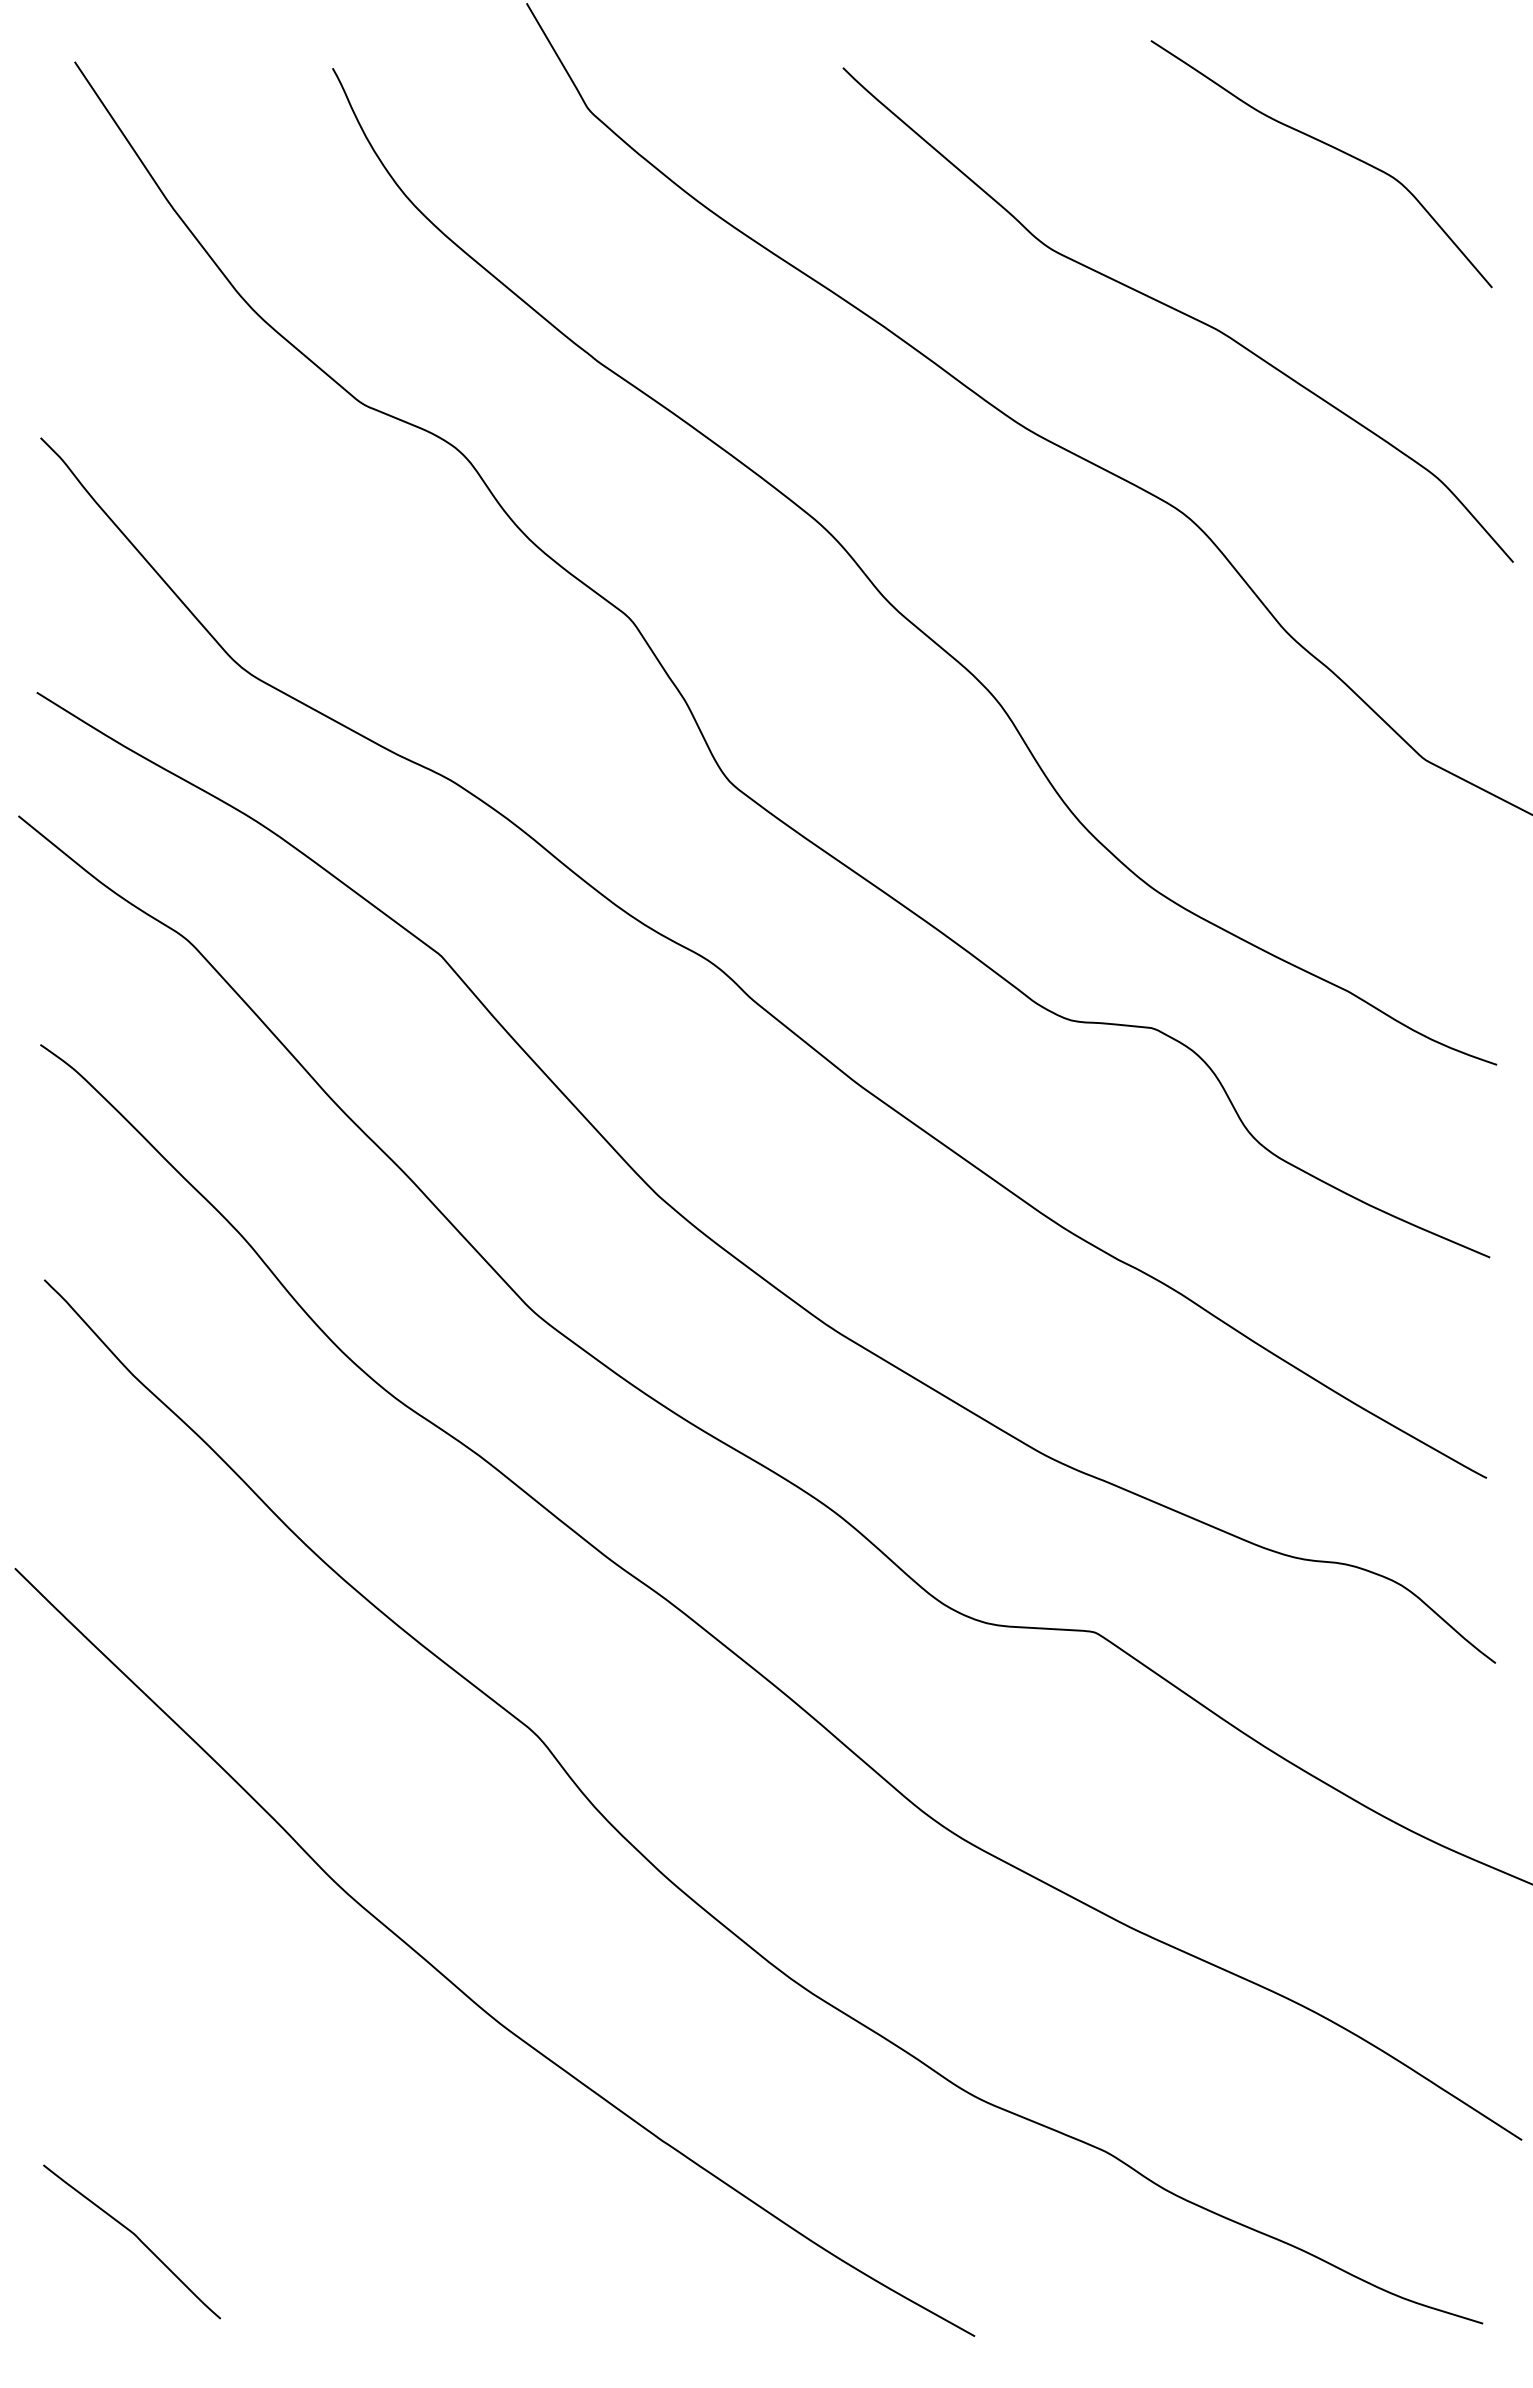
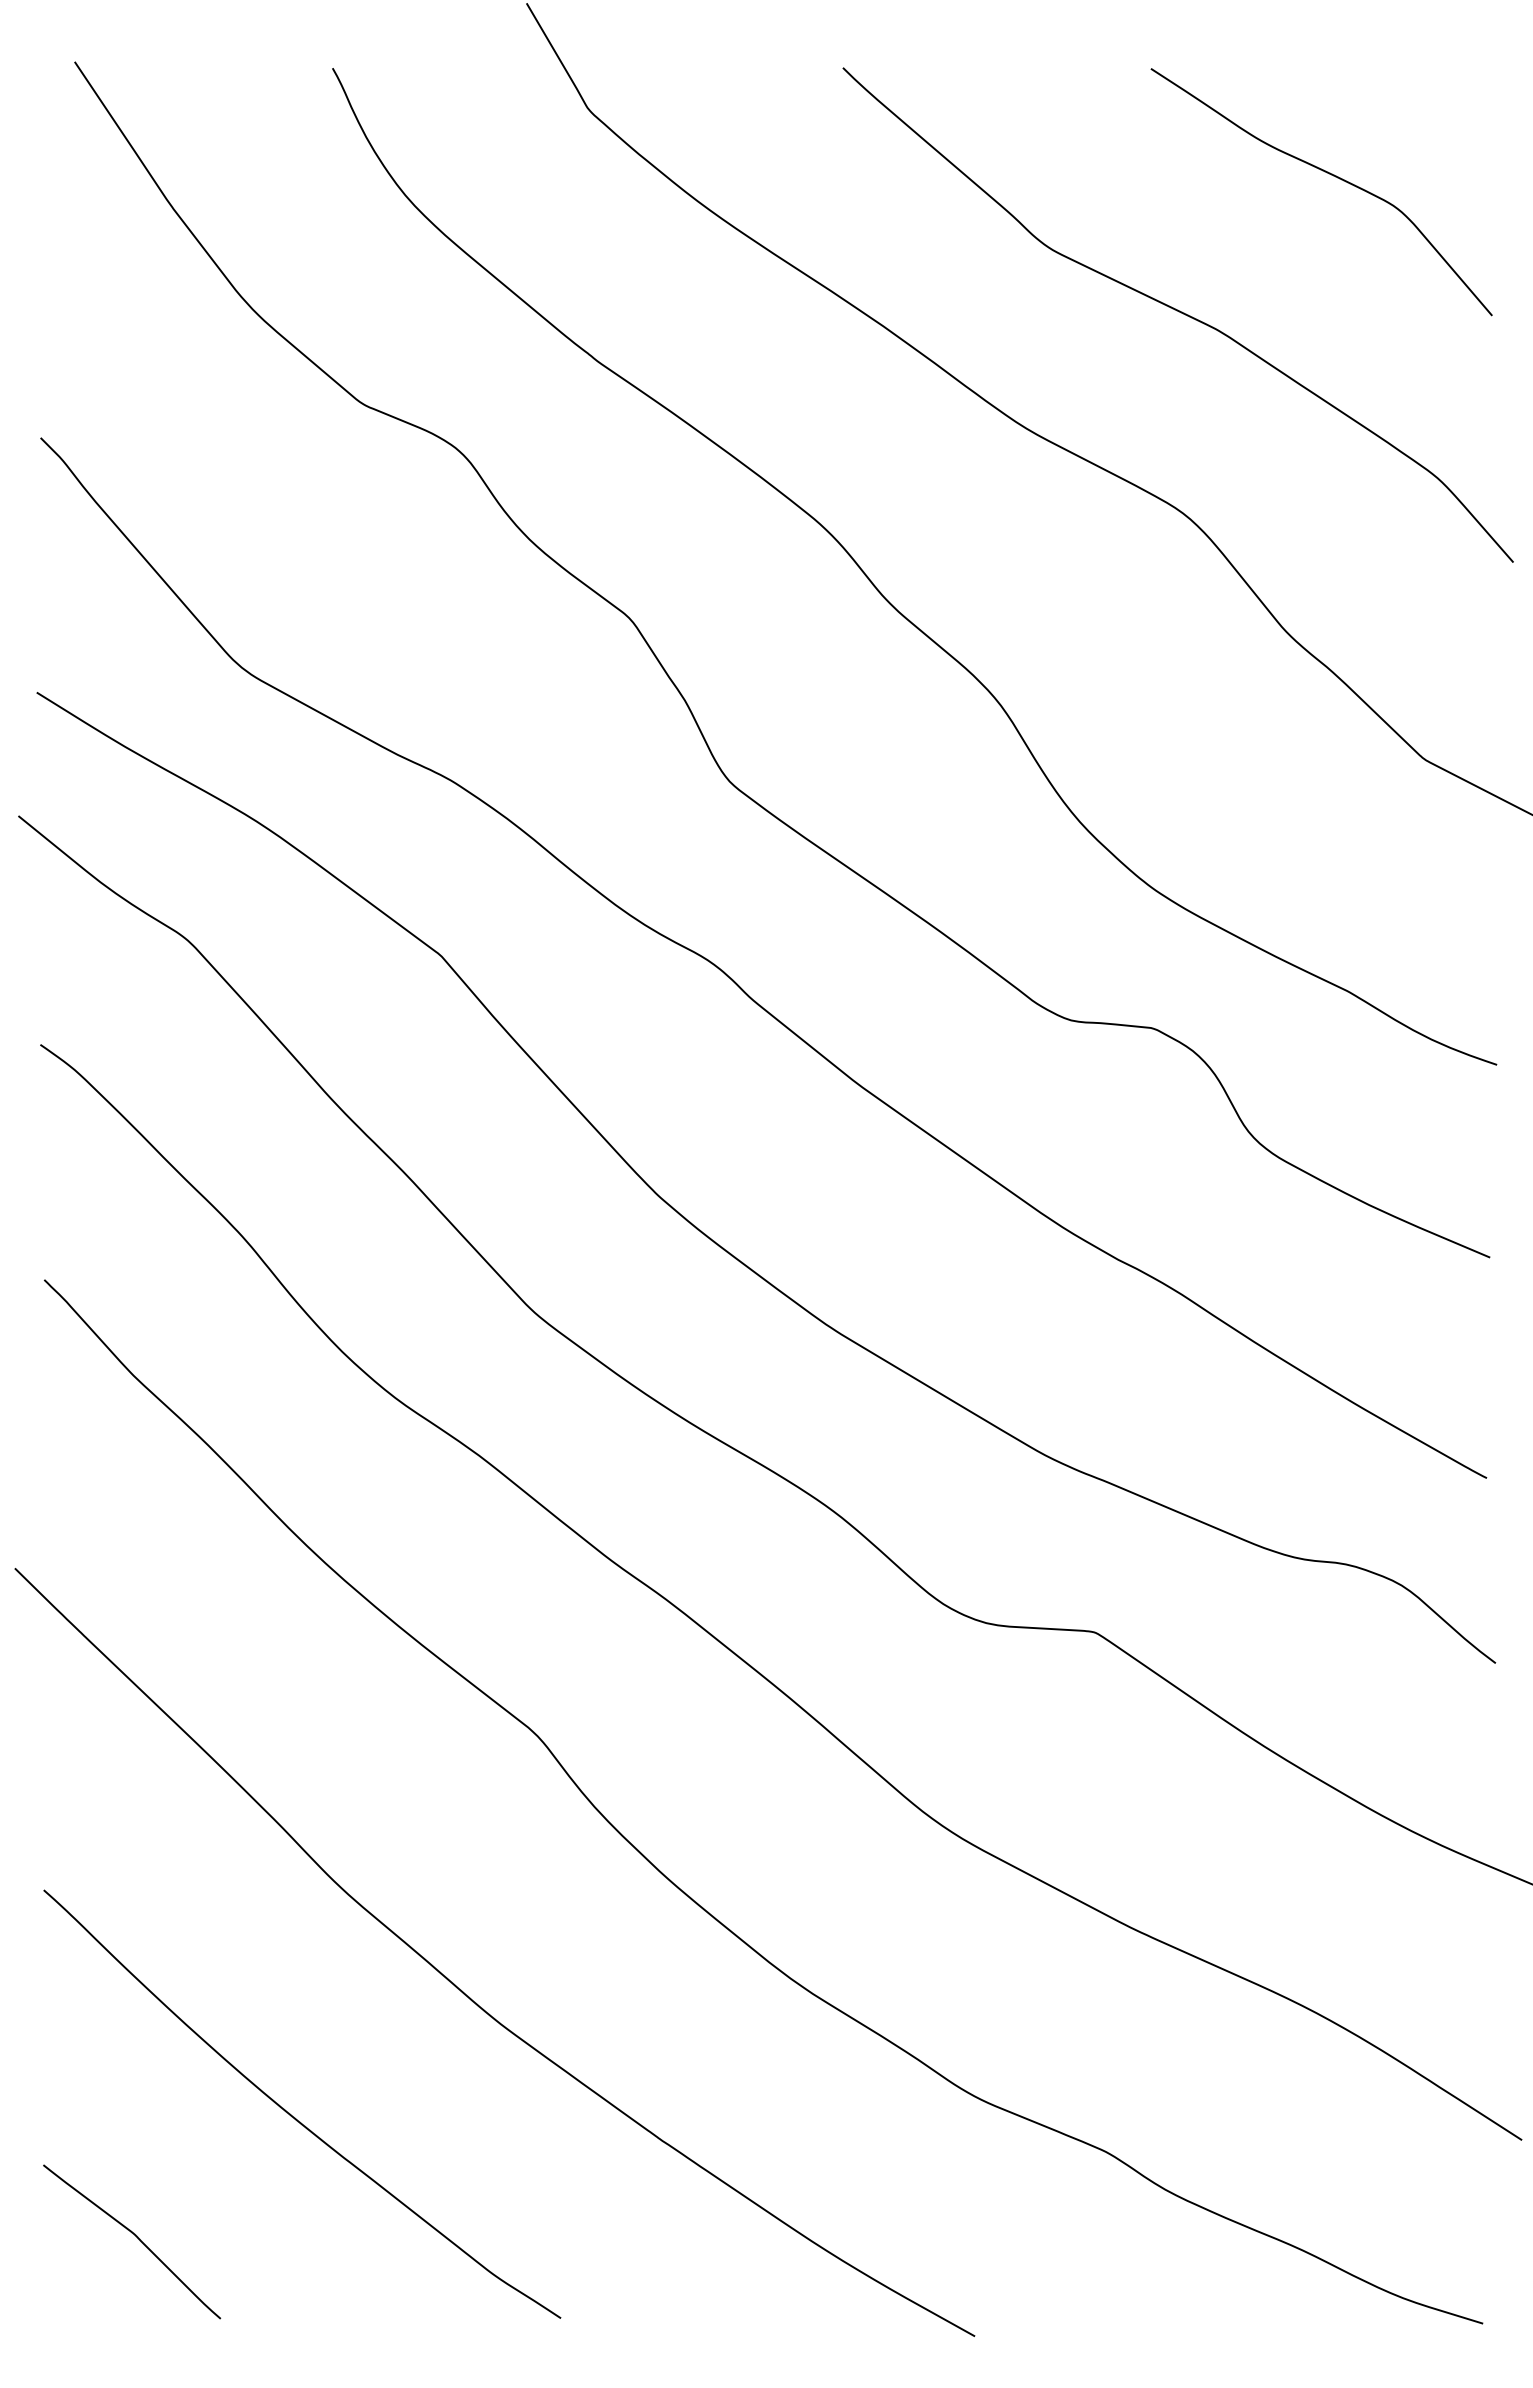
curve position: (1329, 146) -> (1329, 174) (1329, 174)
curve: none -> present (291, 2114)
